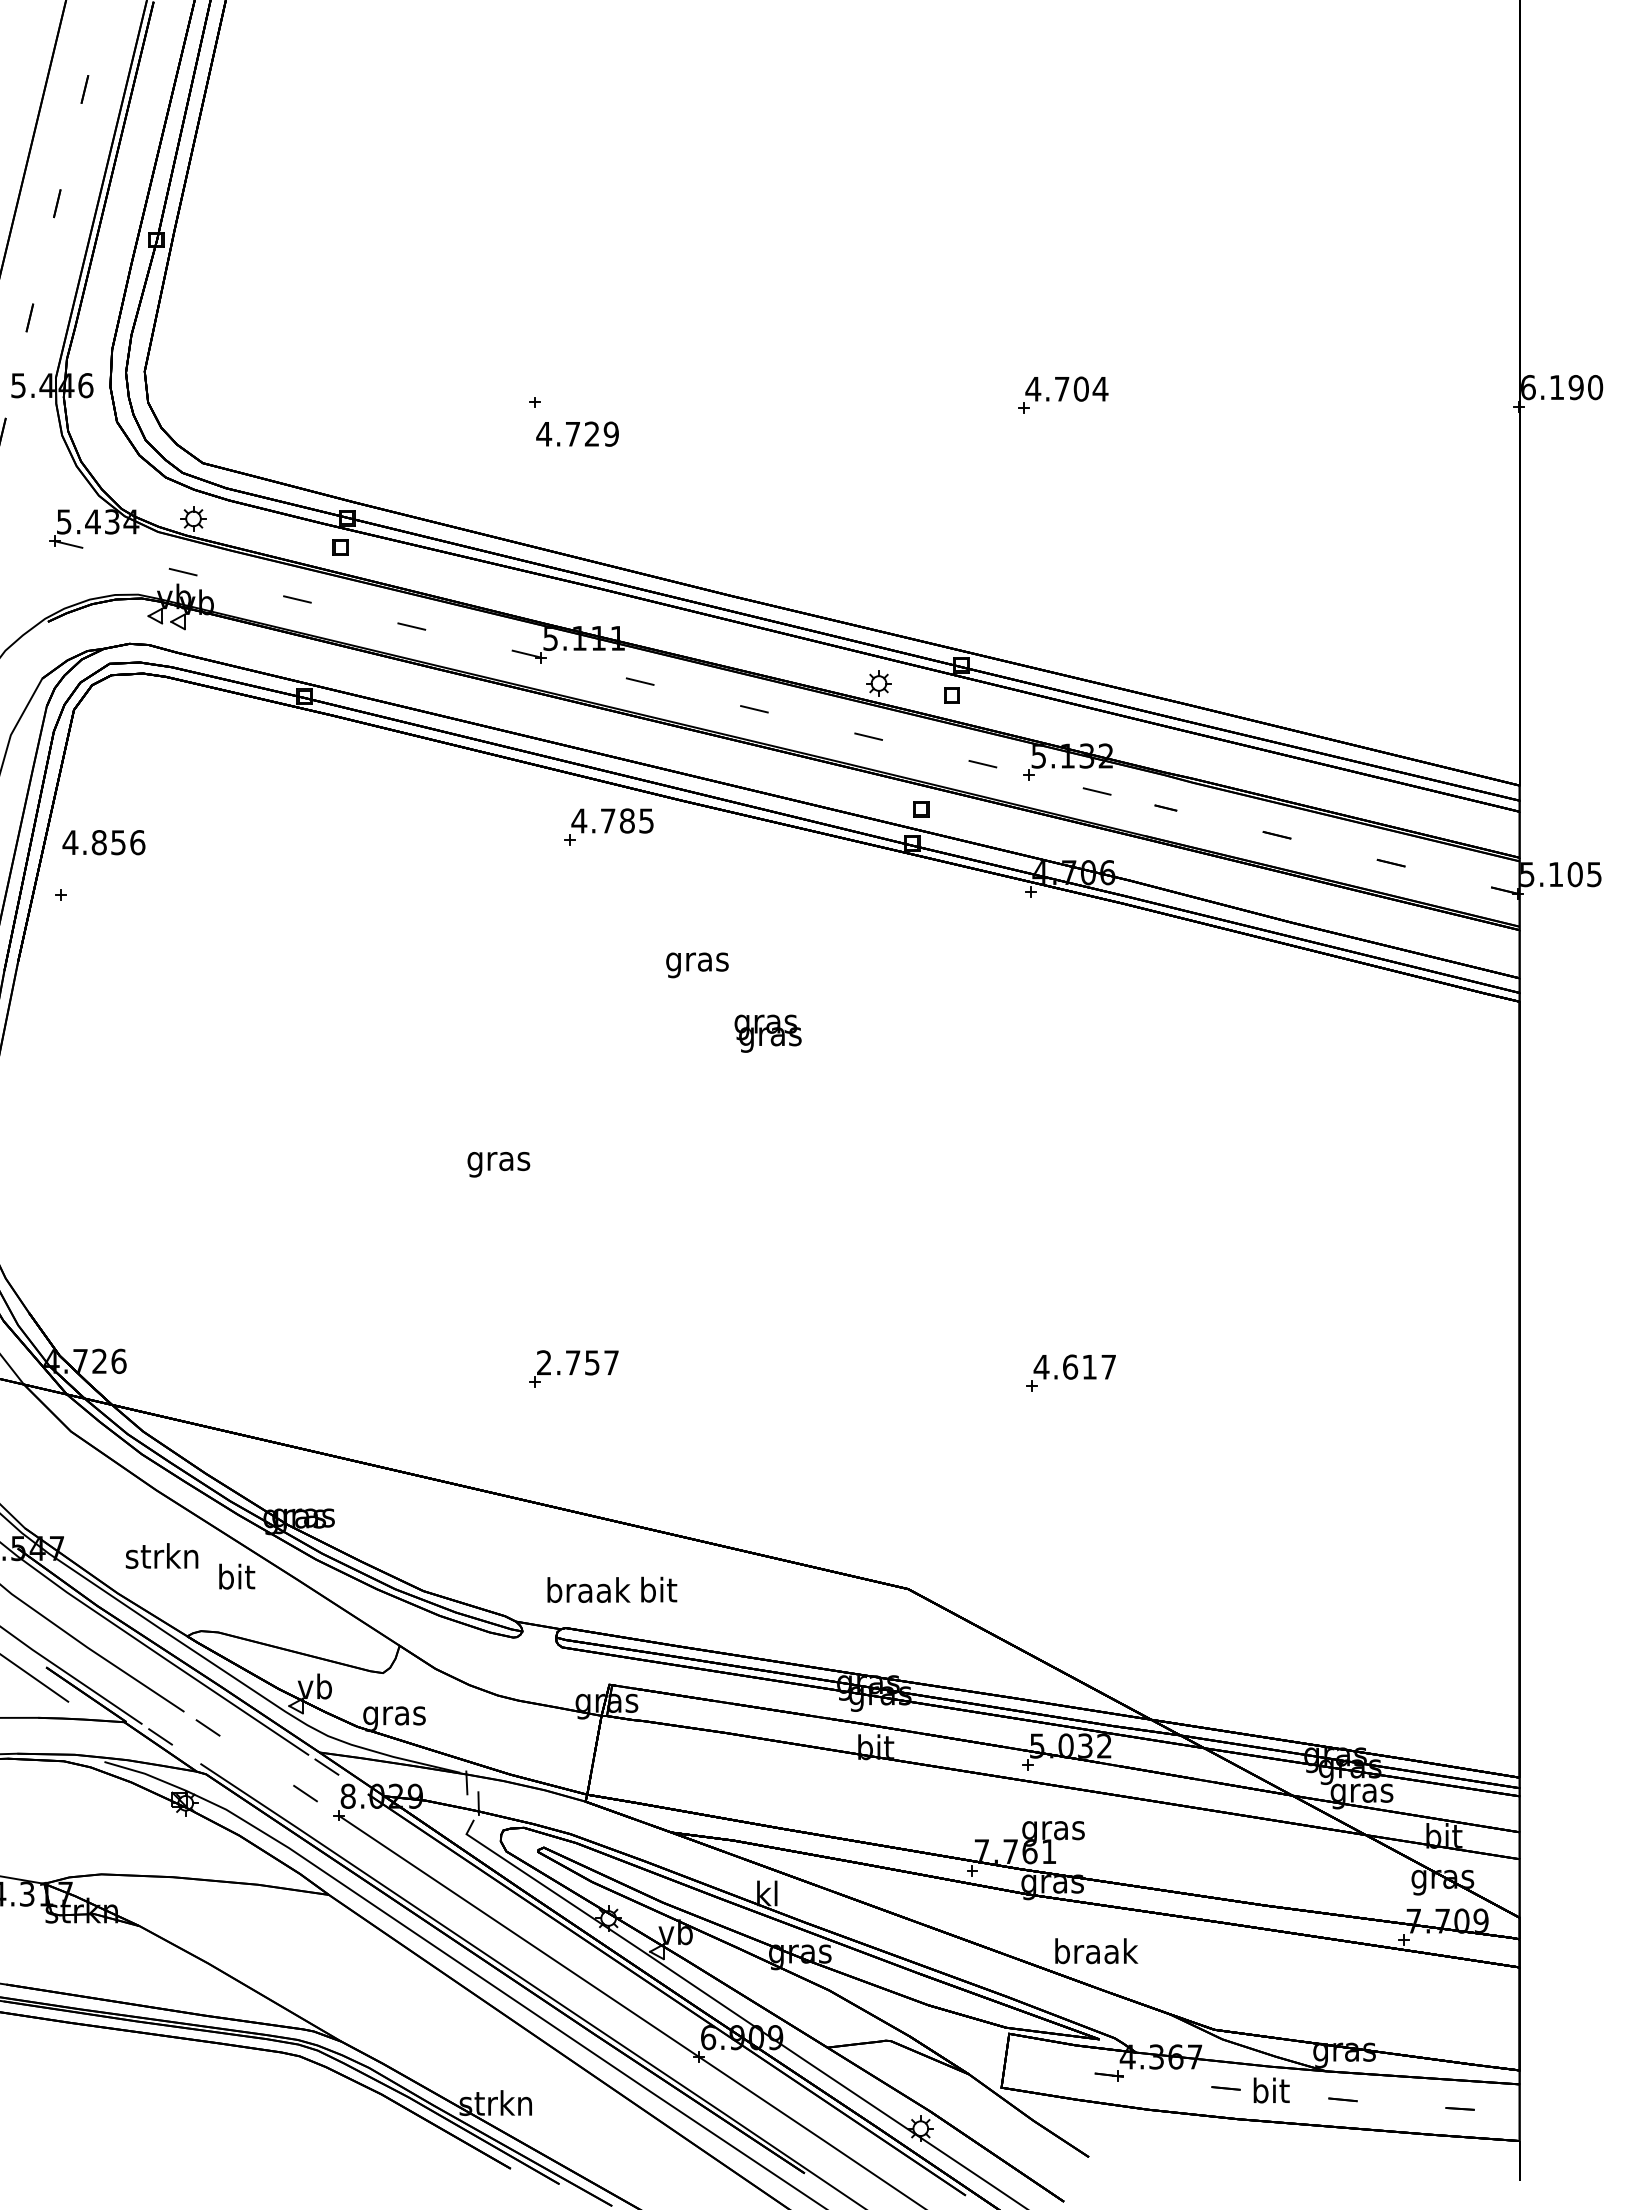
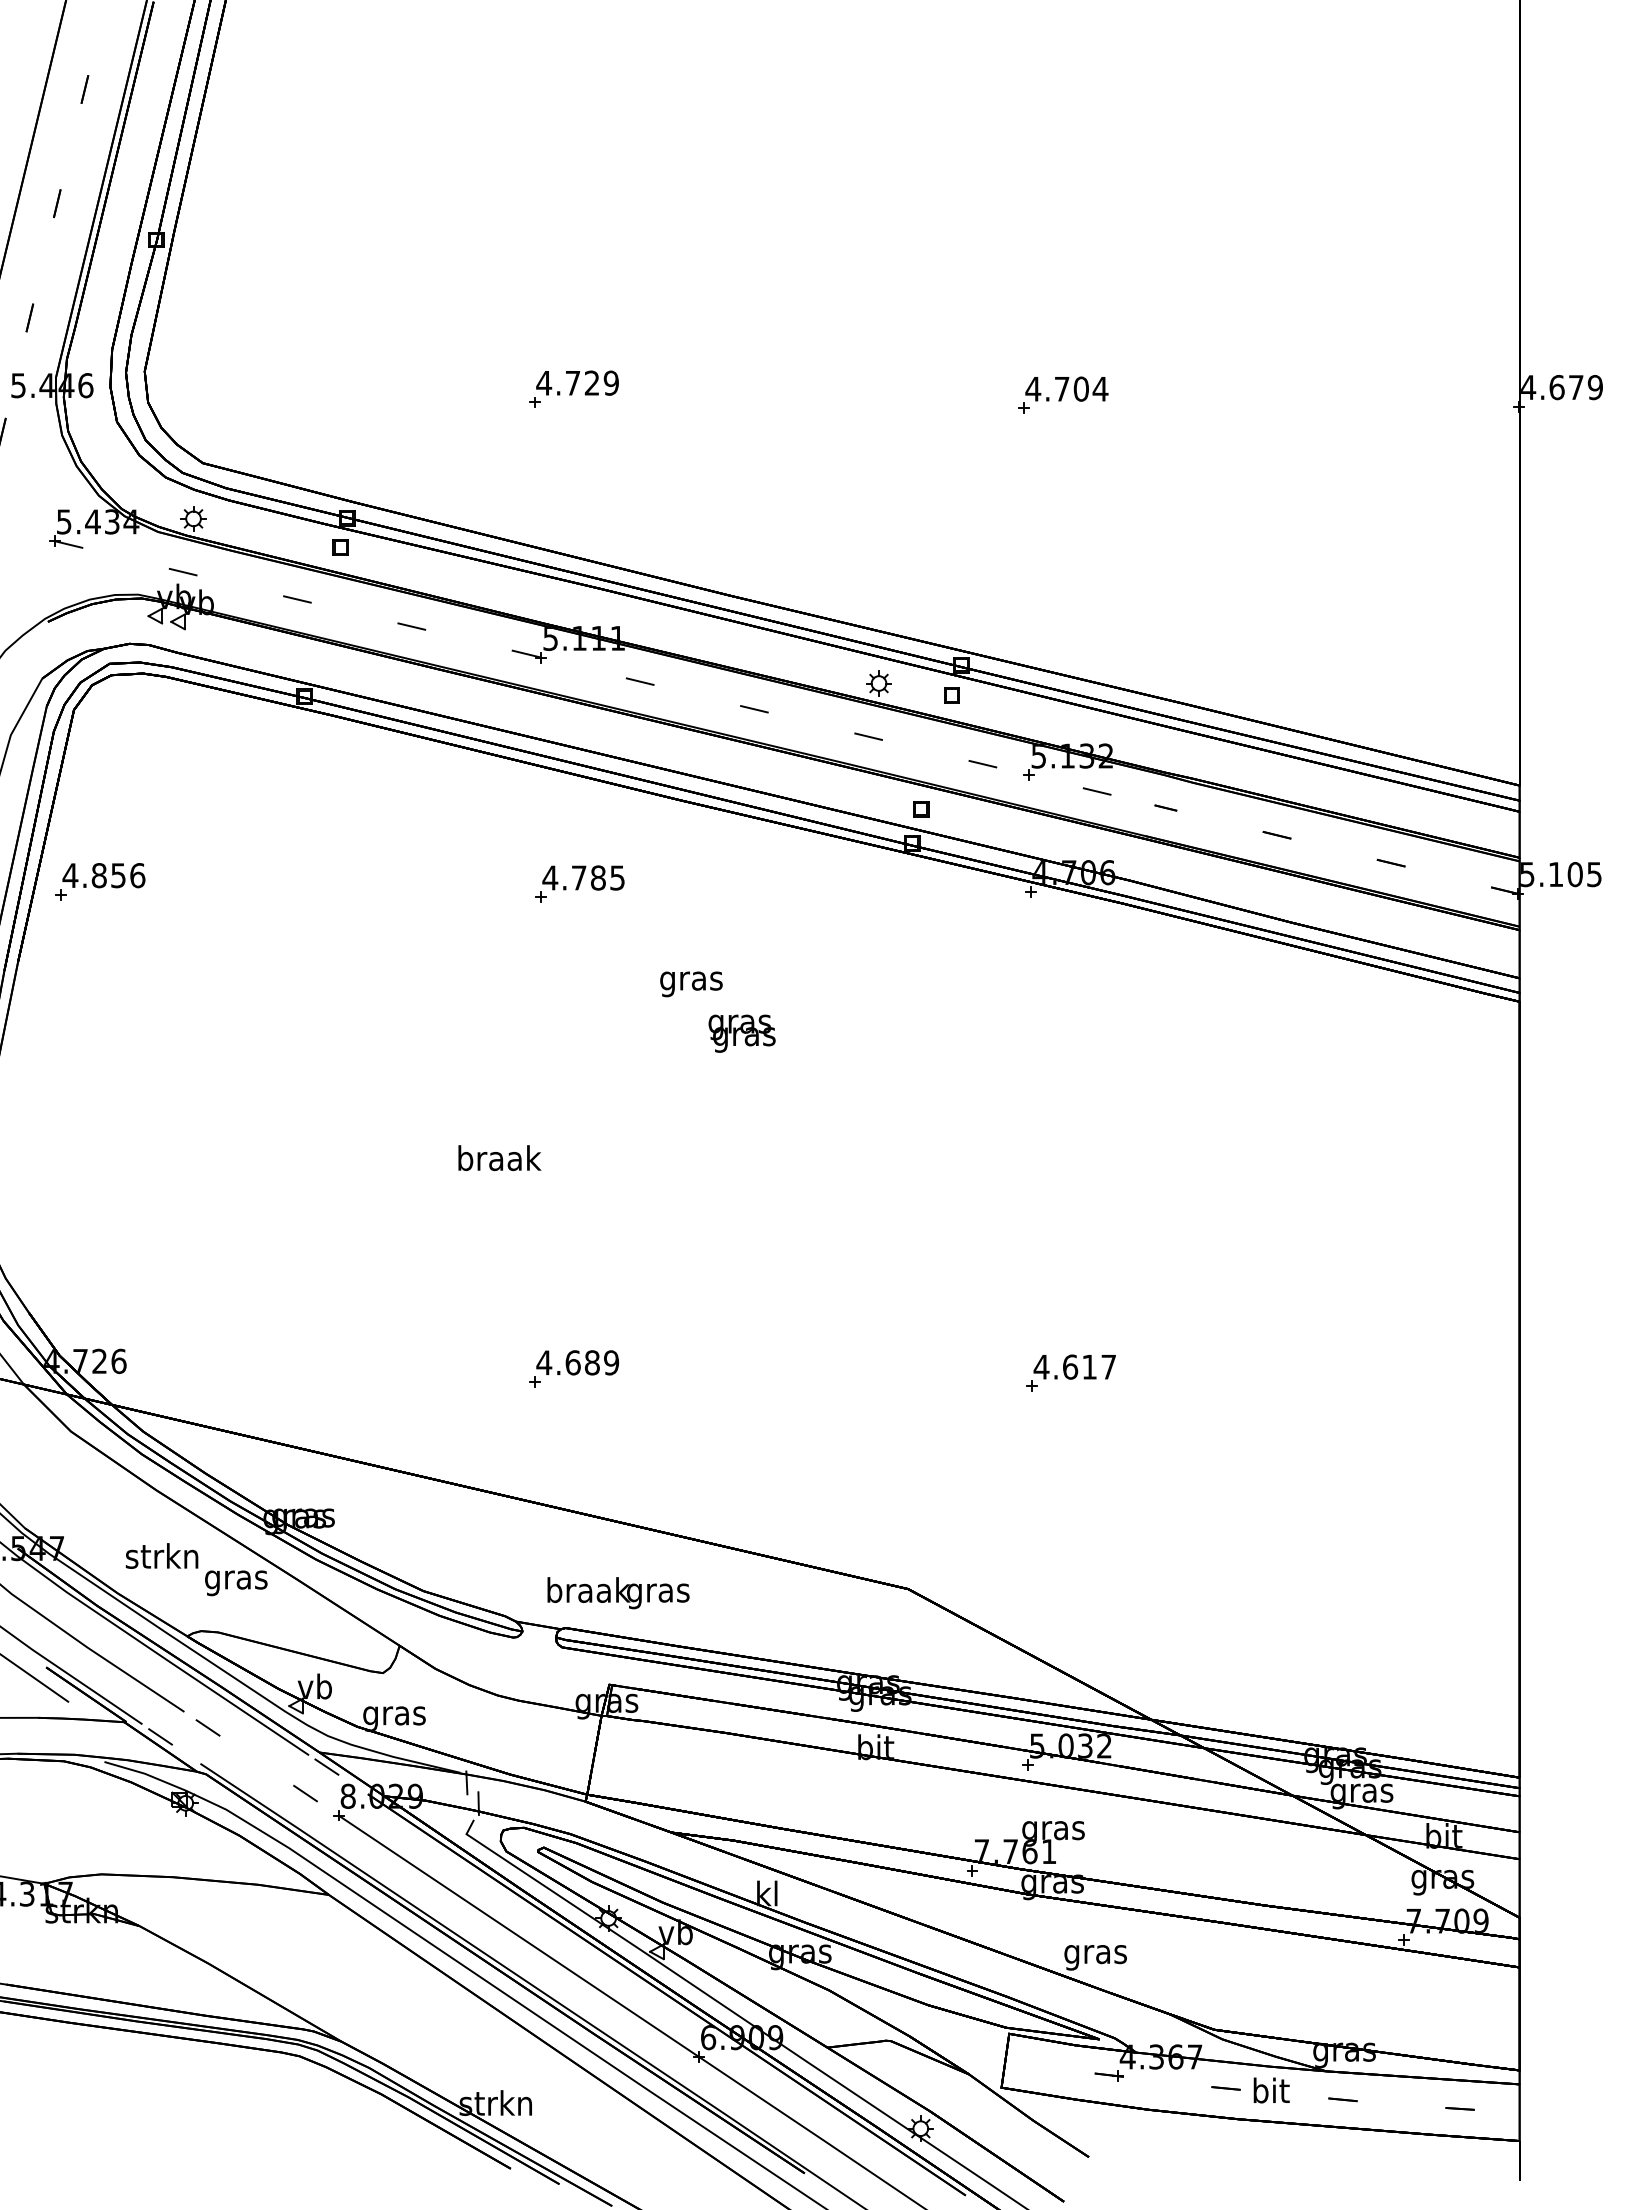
text: 6.190 -> 4.679 (1562, 387)
text position: (577, 433) -> (577, 382) (577, 382)
part position: (608, 826) -> (579, 883) (579, 883)
text position: (103, 842) -> (103, 875) (103, 875)
text position: (697, 965) -> (691, 984) (691, 984)
text position: (767, 1033) -> (741, 1033) (741, 1033)
text: gras -> braak (499, 1161)
text: 2.757 -> 4.689 (577, 1362)
text: bit -> gras (236, 1579)
text: bit -> gras (658, 1592)
text: braak -> gras (1096, 1954)
